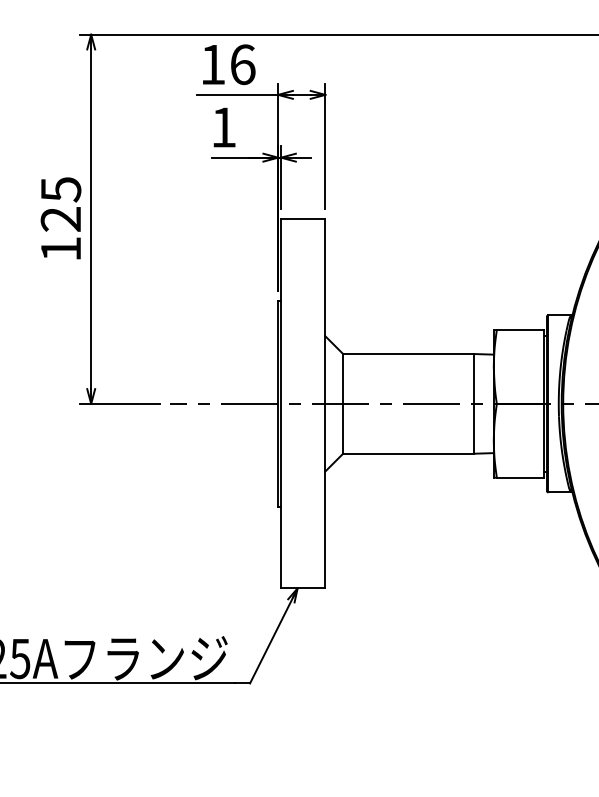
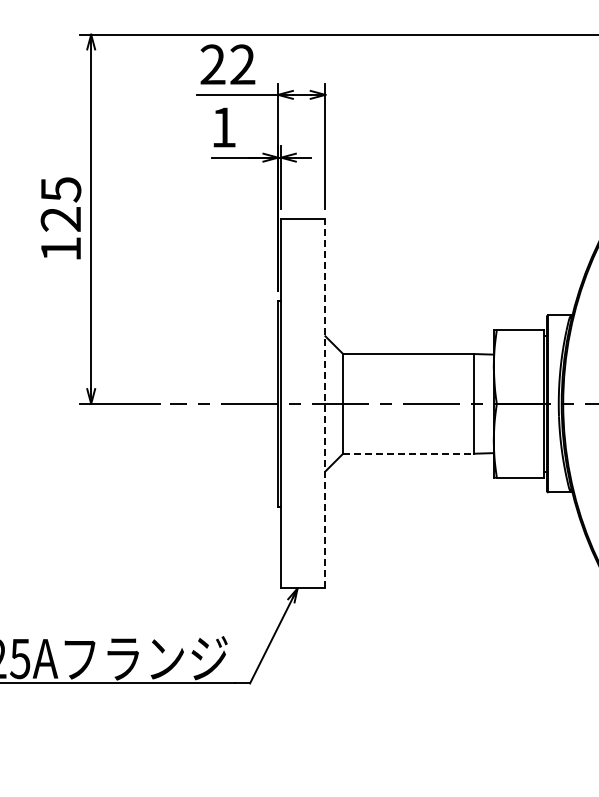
text: 16 -> 22 (227, 64)
line: solid -> dashed (325, 403)
line: solid -> dashed (409, 453)
